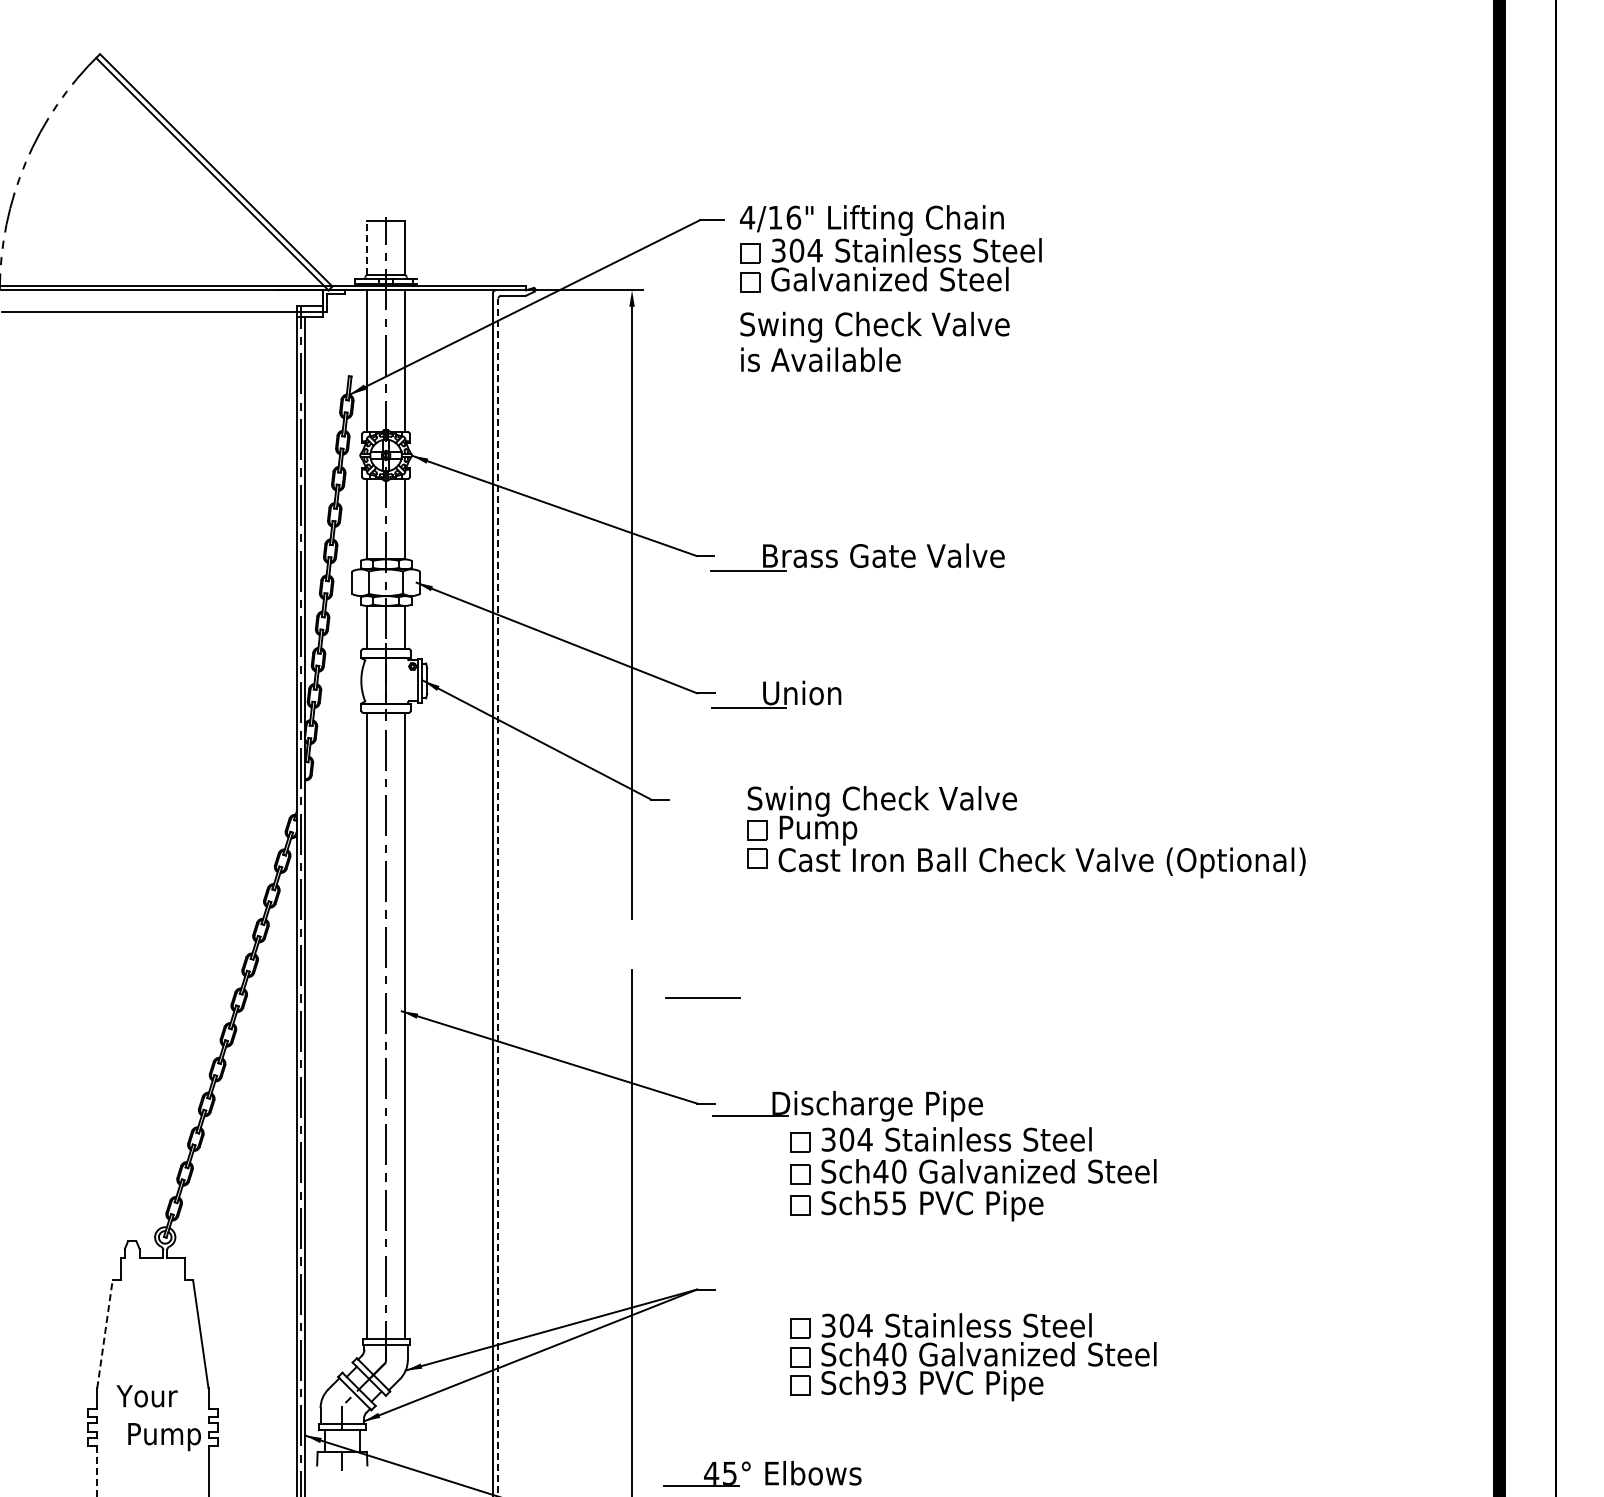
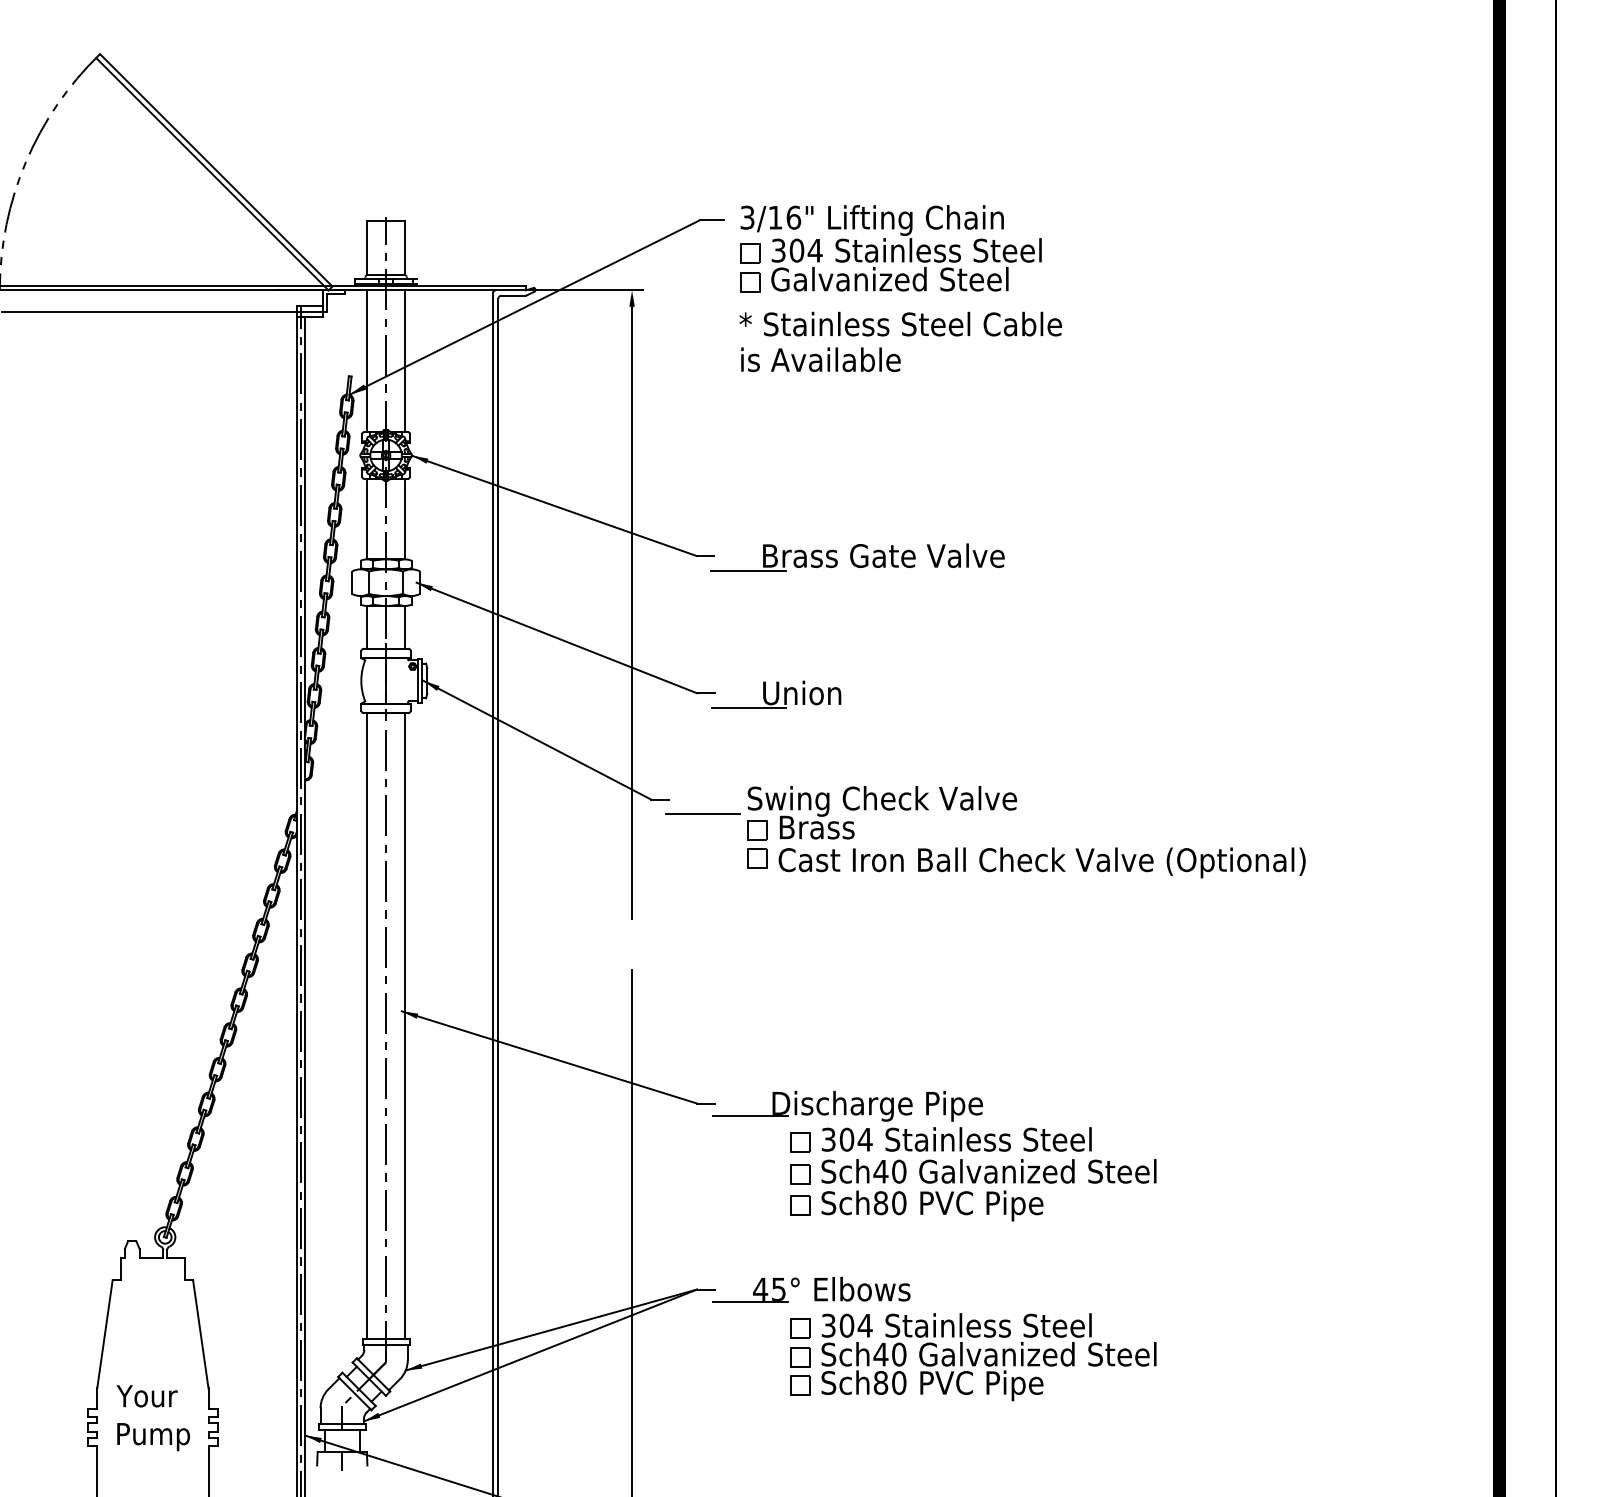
text: 4/16" -> 3/16" (747, 217)
line: dashed -> solid (366, 247)
text: Swing Check Valve -> * Stainless Steel Cable (900, 326)
text: Pump -> Brass (819, 830)
line: dashed -> solid (498, 897)
line position: (702, 997) -> (702, 813) (702, 813)
text: Sch55 -> Sch80 (889, 1203)
line: dashed -> solid (104, 1334)
text: Sch93 -> Sch80 (889, 1382)
text position: (164, 1437) -> (153, 1437) (153, 1437)
line: dashed -> solid (97, 1472)
part position: (762, 1473) -> (811, 1289) (811, 1289)
